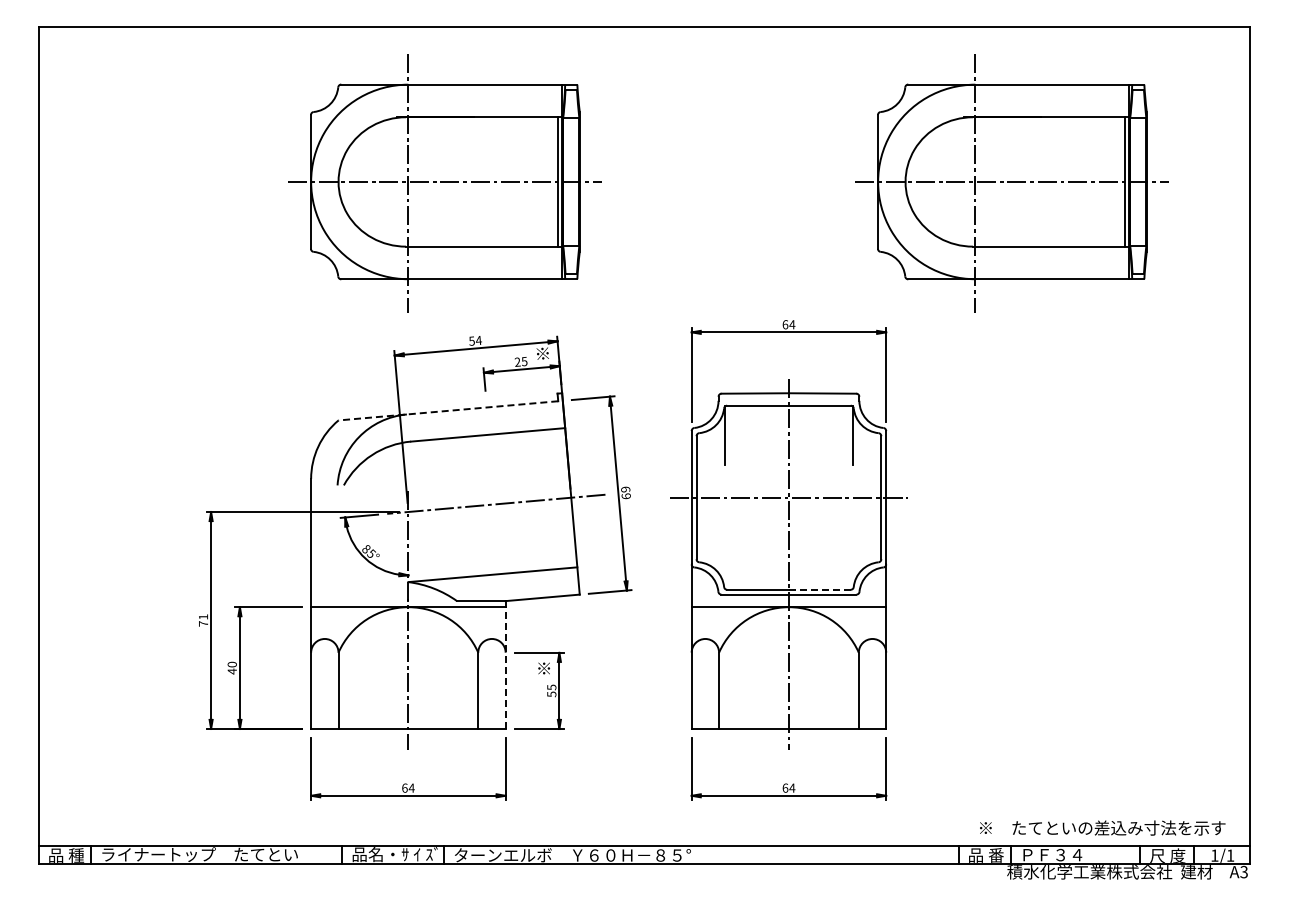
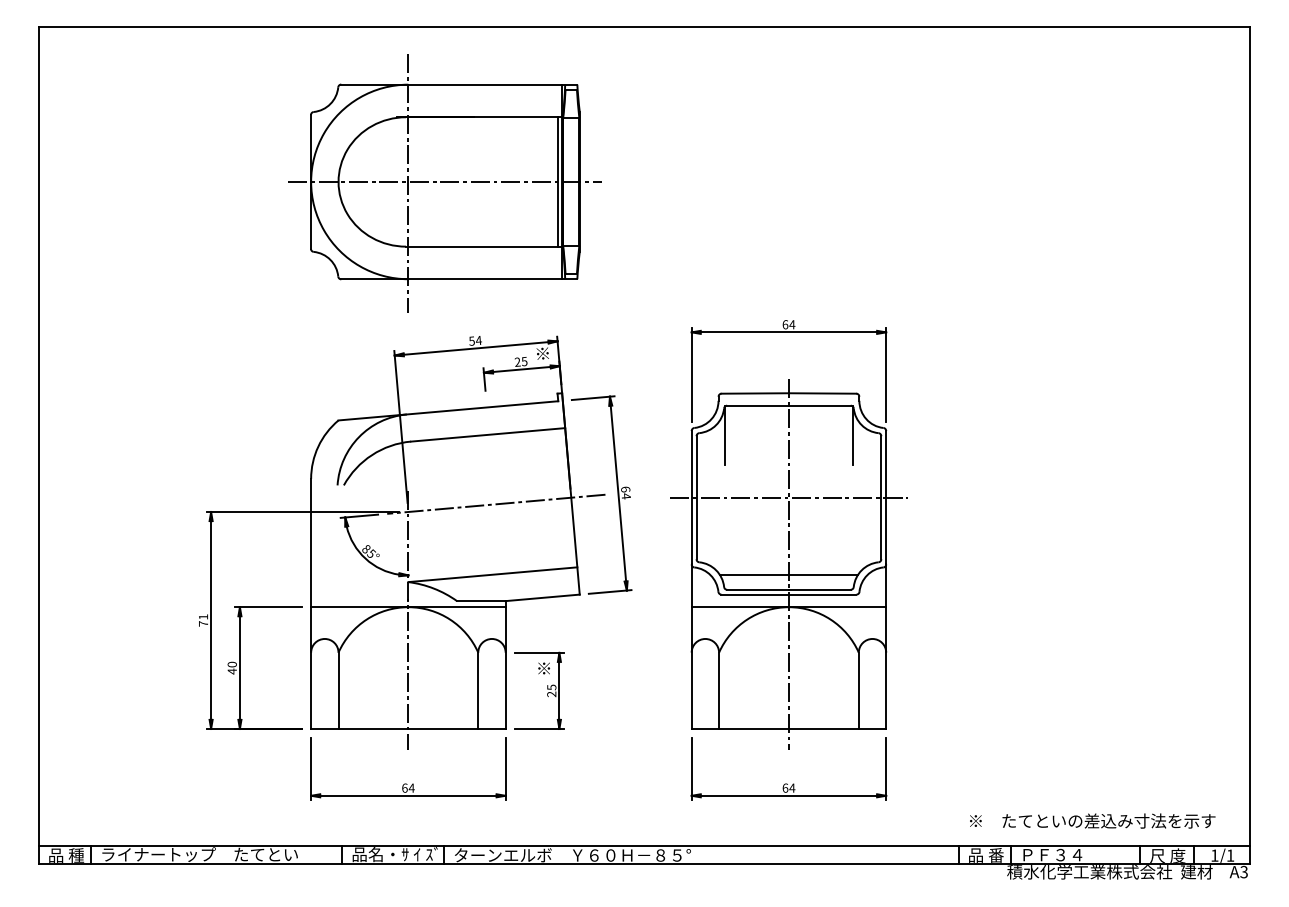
part: present -> none (1011, 183)
line: dashed -> solid (447, 410)
text: 69 -> 64 (625, 496)
line: none -> present (788, 574)
line: dashed -> solid (819, 589)
line: dashed -> solid (505, 668)
text: 55 -> 25 (551, 694)
text position: (1102, 827) -> (1092, 820) (1092, 820)
